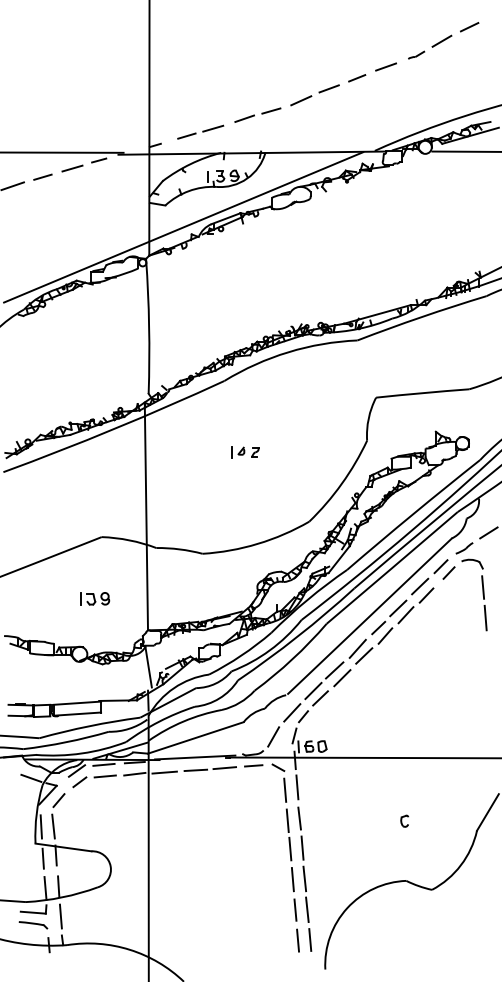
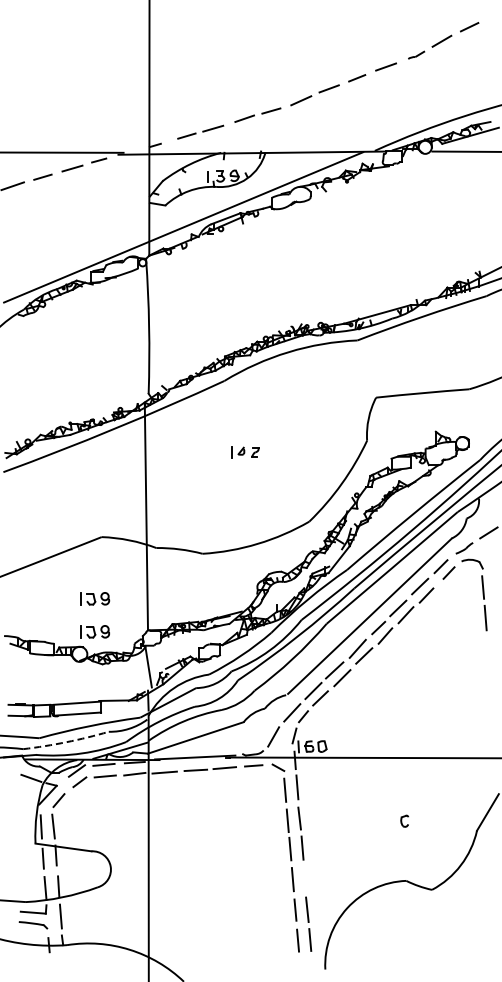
part: none -> present (95, 631)
arc: solid -> dashed (66, 742)
line: present -> none (304, 878)
